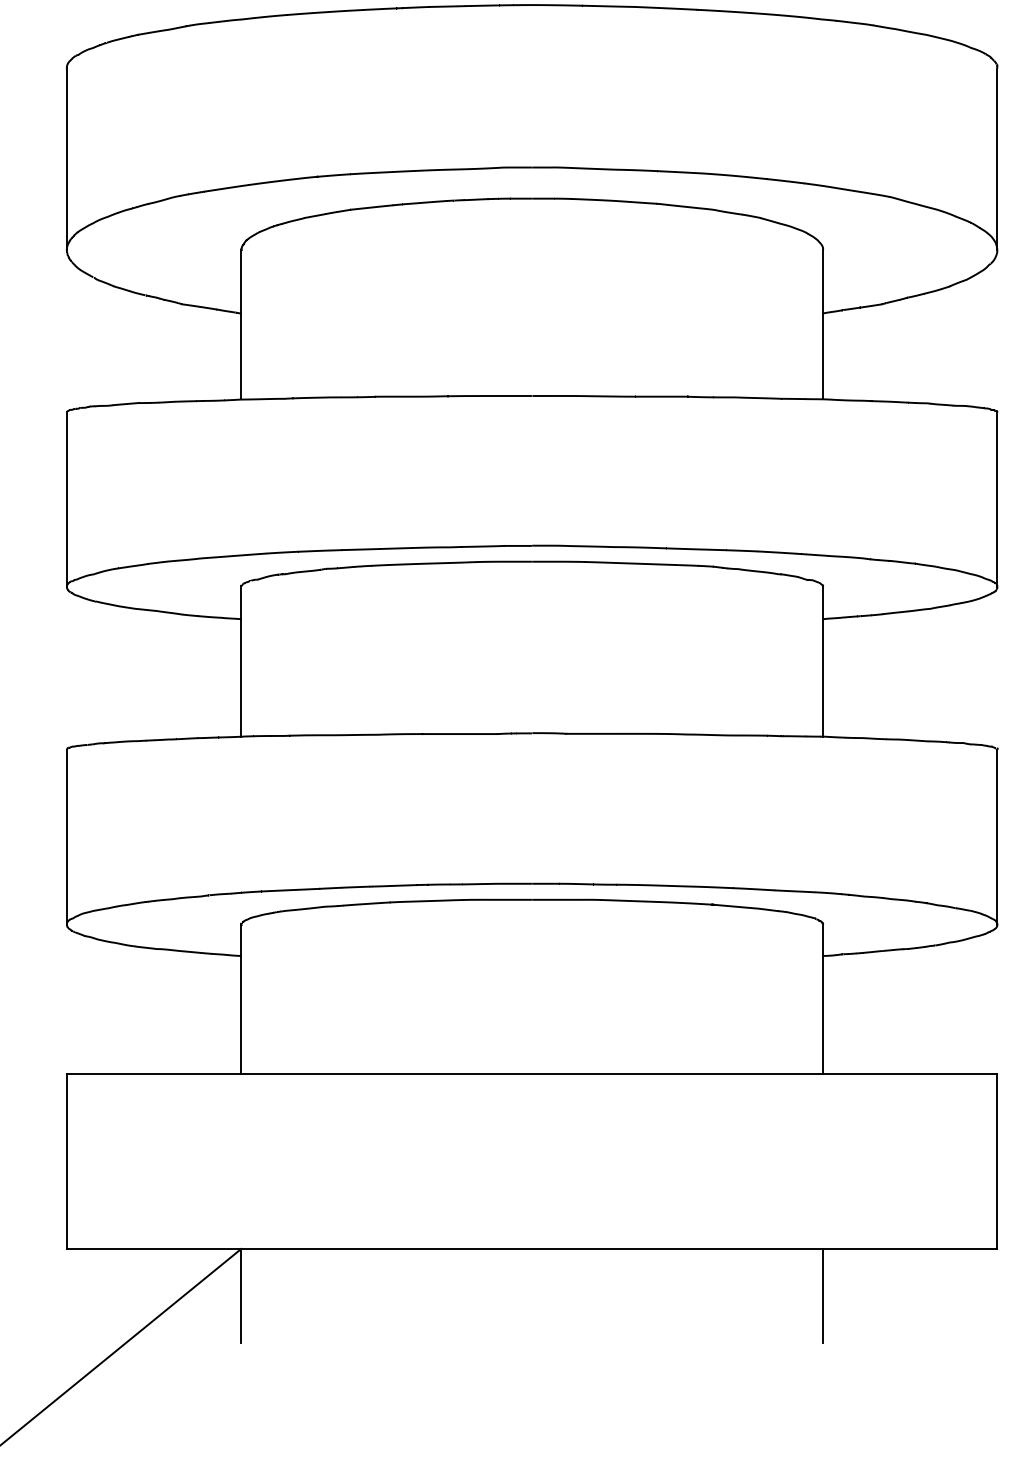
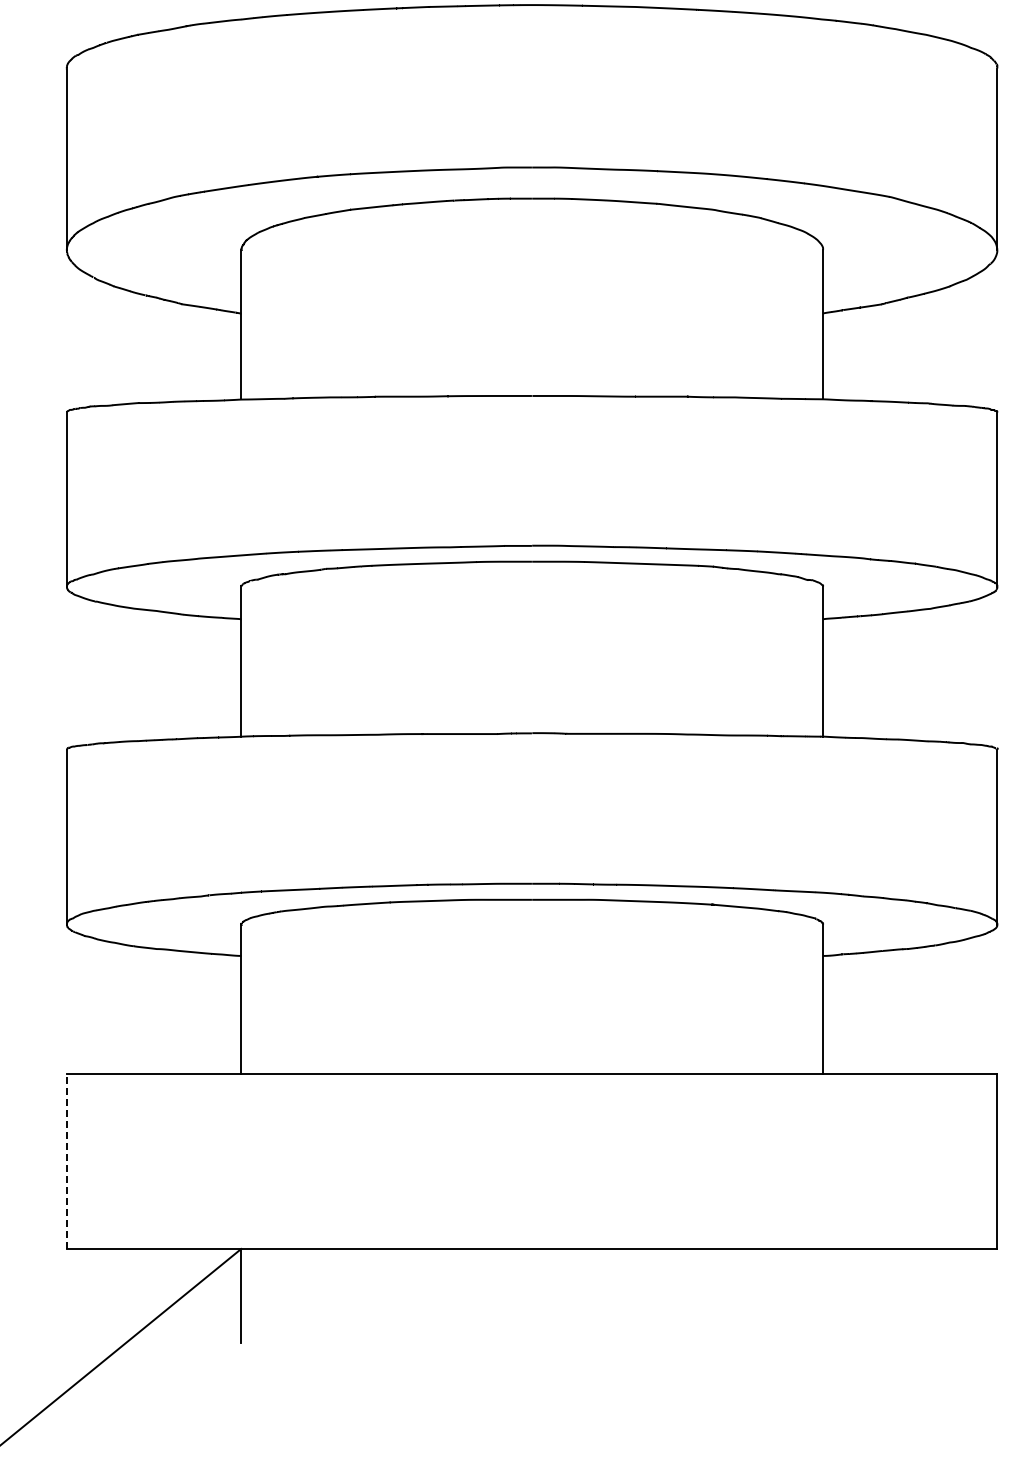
line: solid -> dashed (66, 1161)
line: present -> none (823, 1295)
